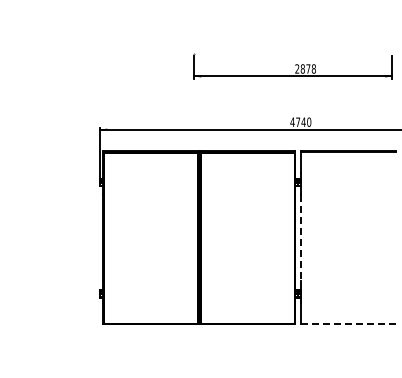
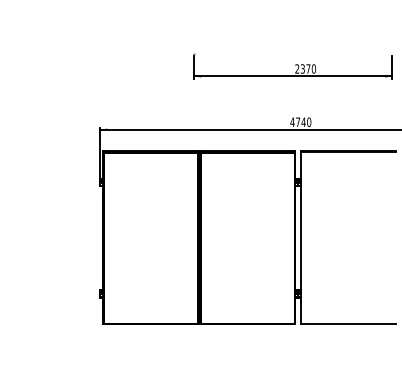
text: 2878 -> 2370 (308, 68)
line: dashed -> solid (301, 238)
line: dashed -> solid (348, 324)
